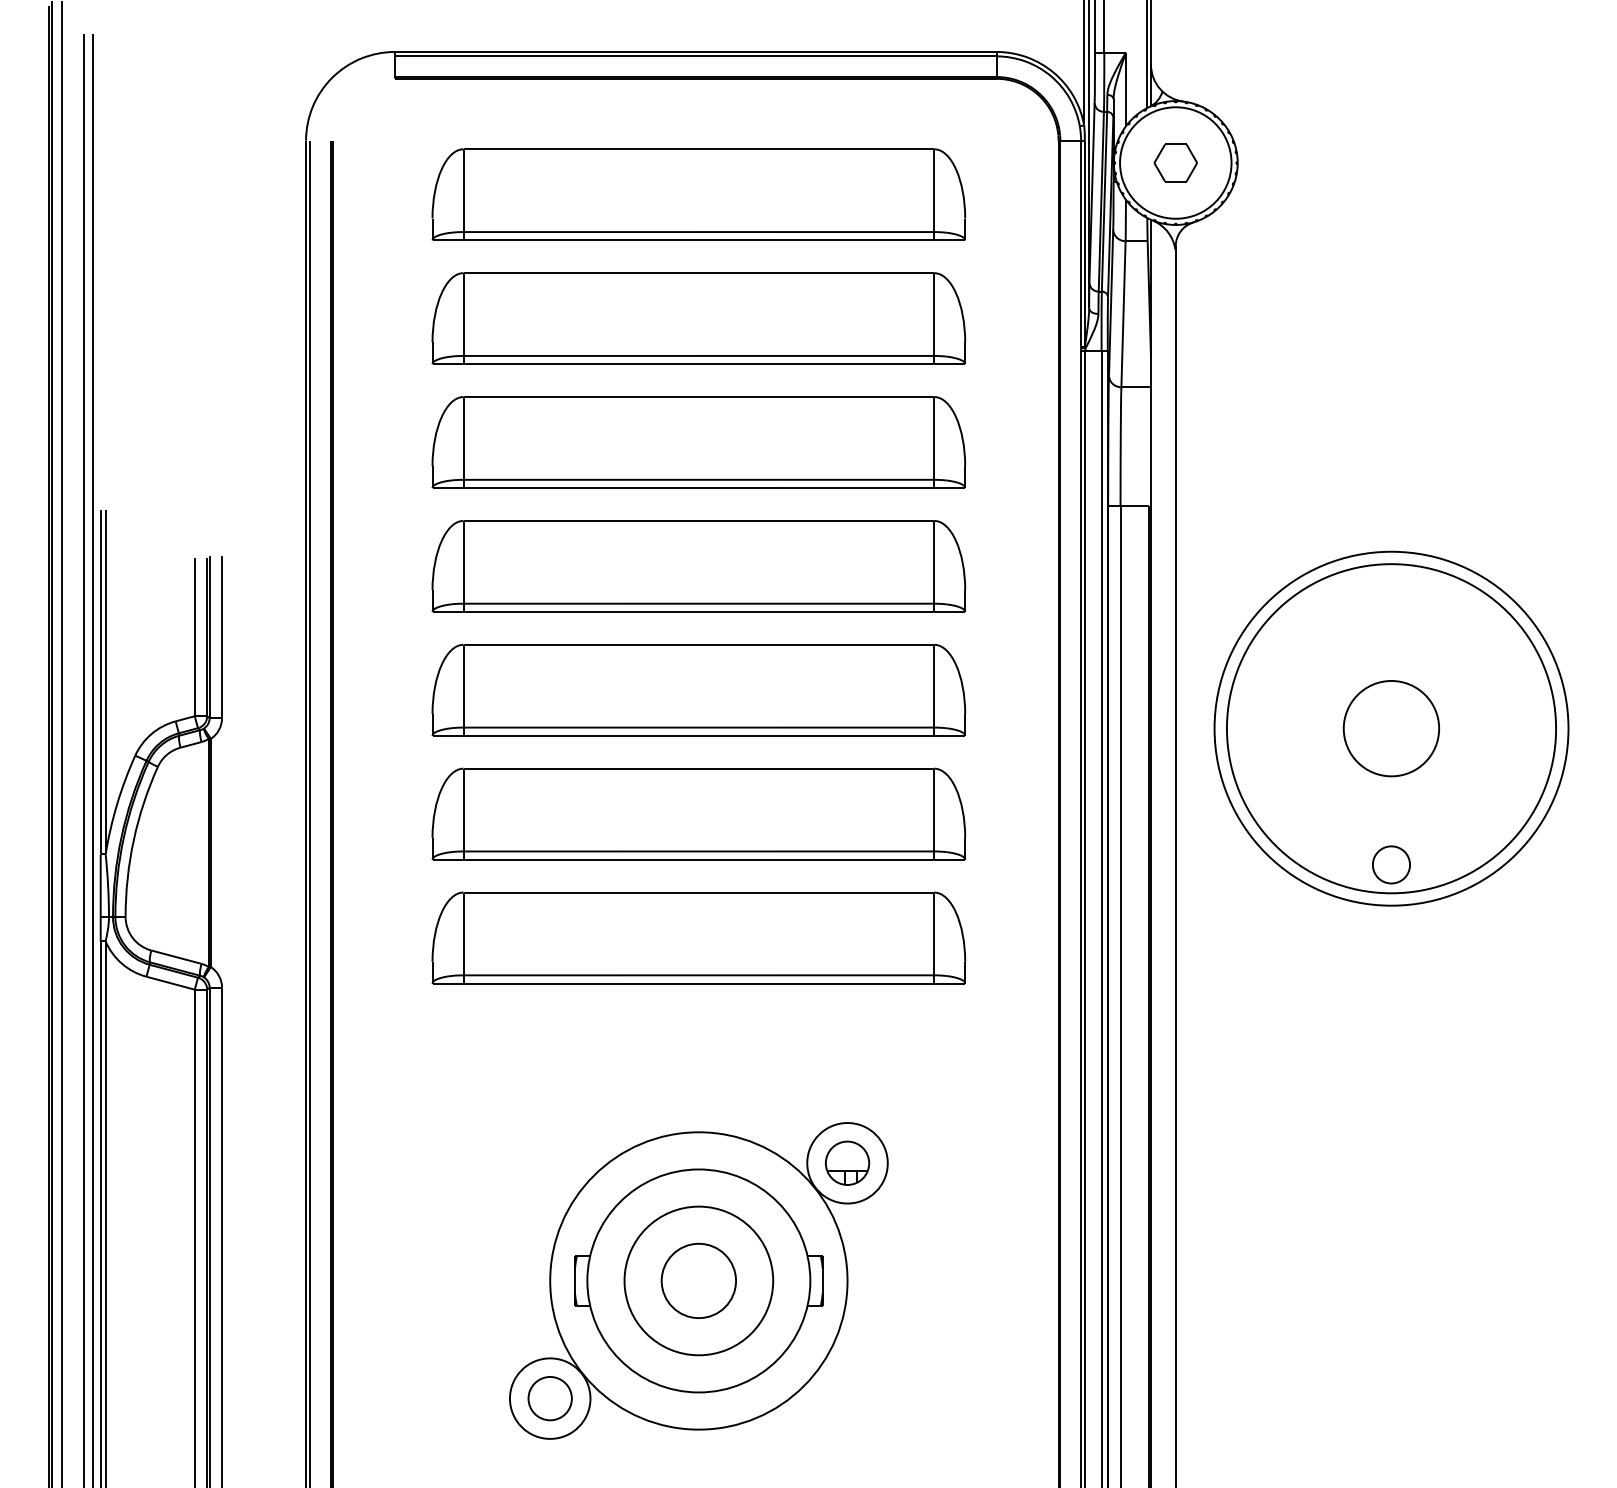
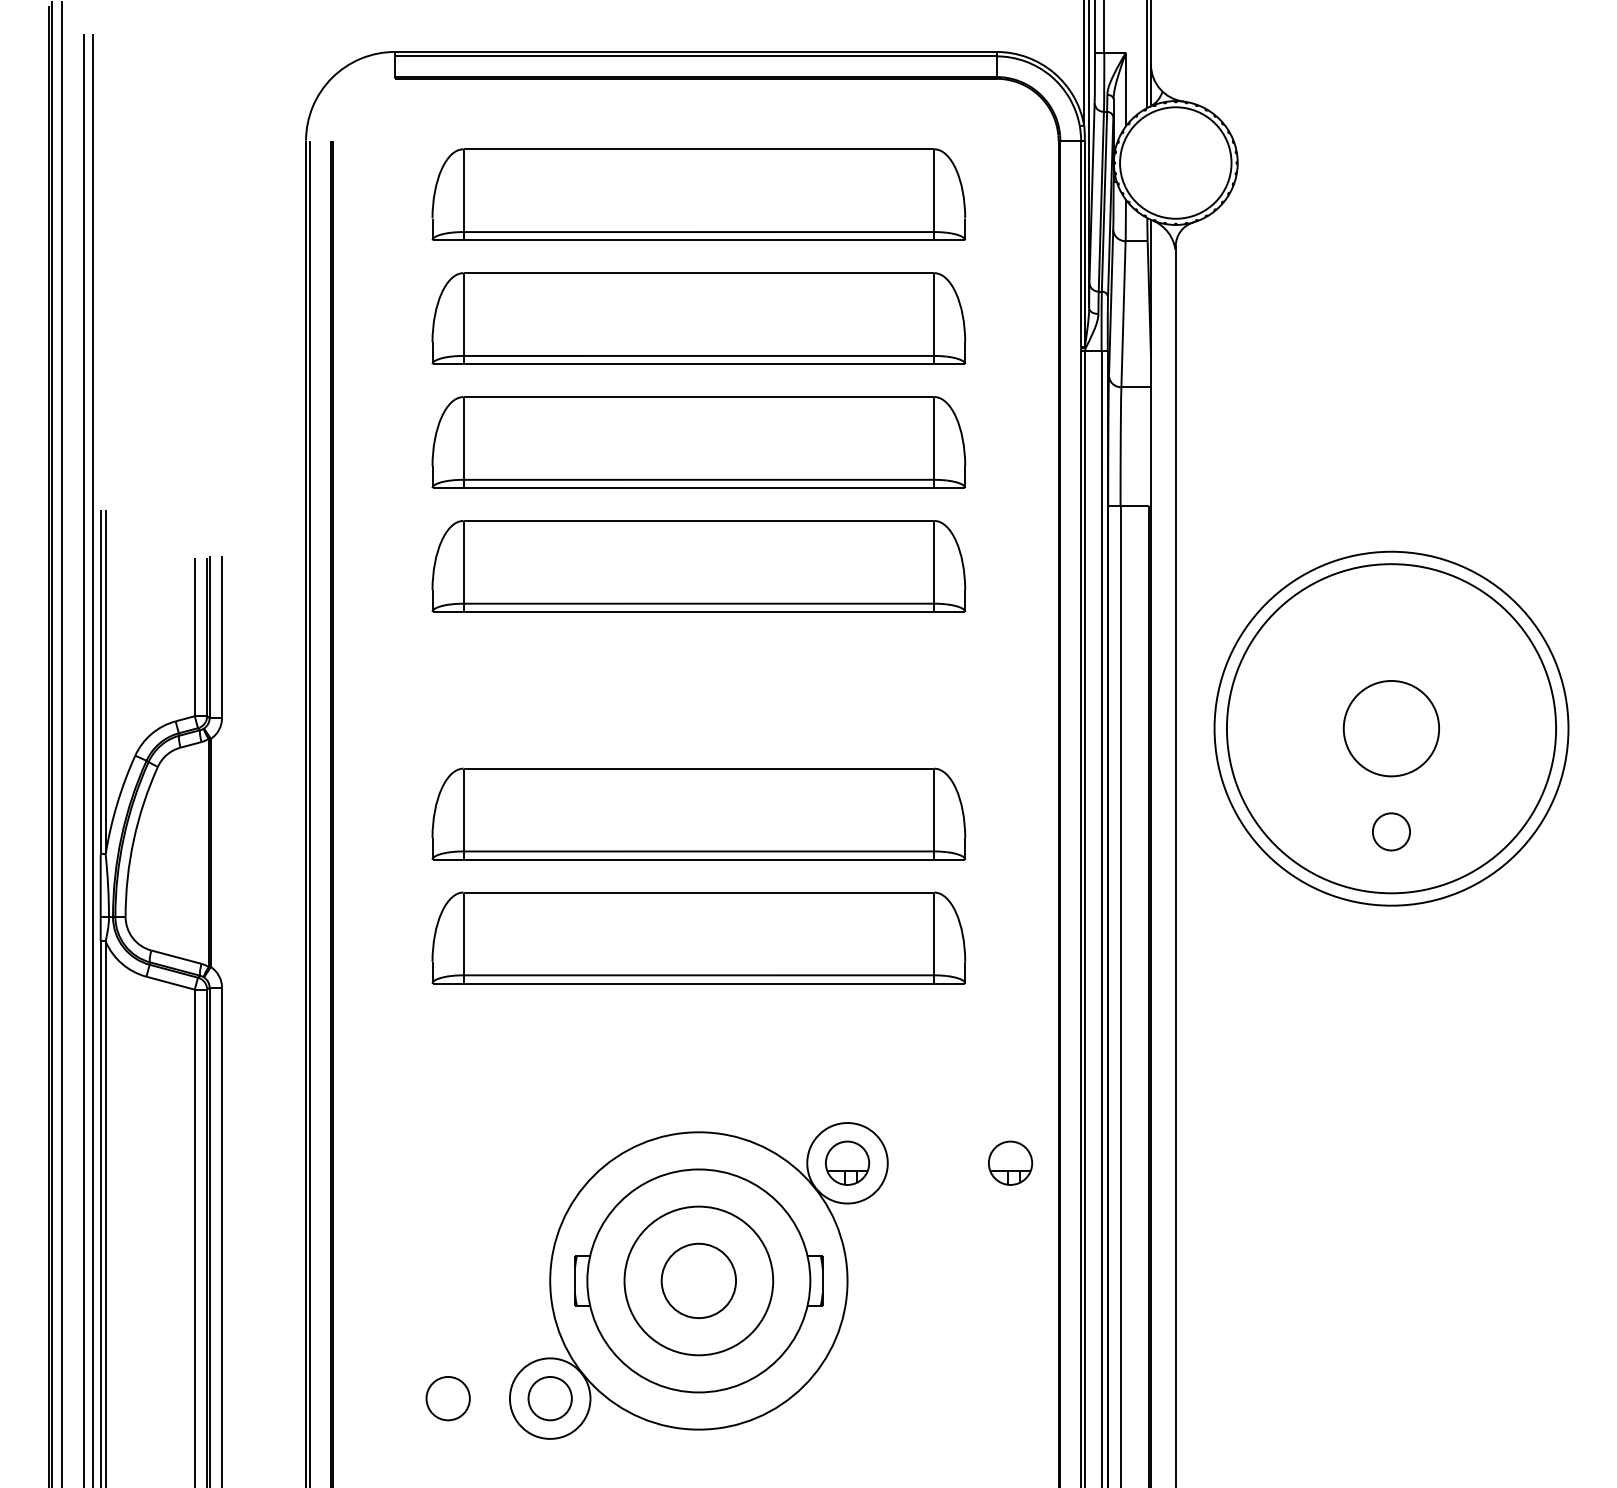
part: present -> none (1175, 162)
part: present -> none (698, 689)
part position: (1391, 864) -> (1391, 831) (1391, 831)
part: none -> present (1010, 1162)
part: none -> present (447, 1398)
